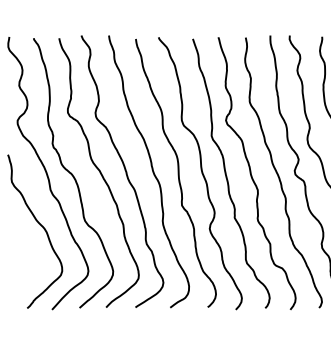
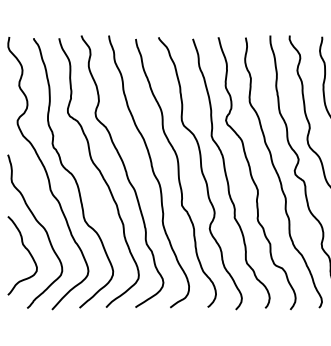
curve: none -> present (26, 250)
